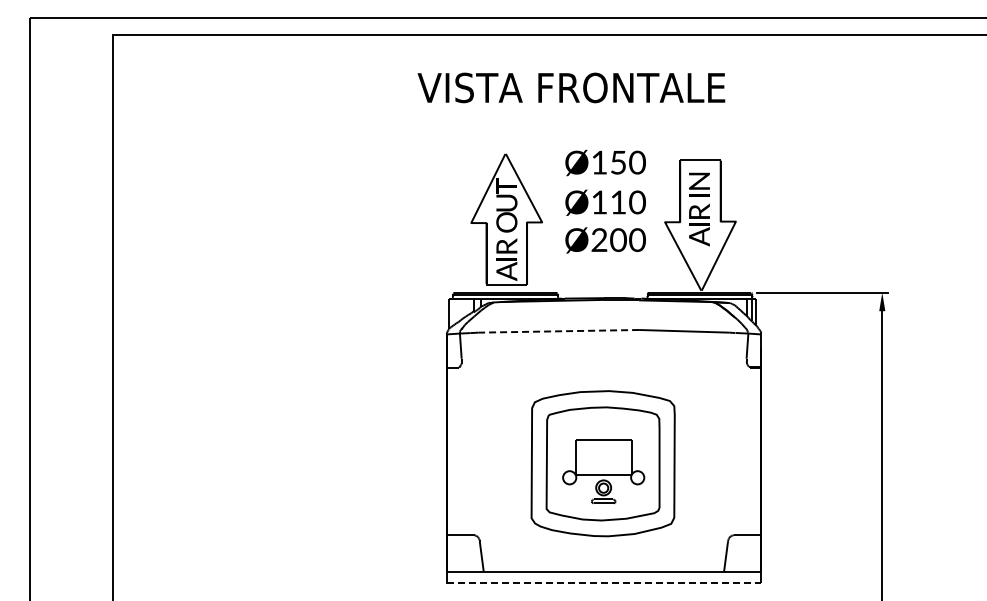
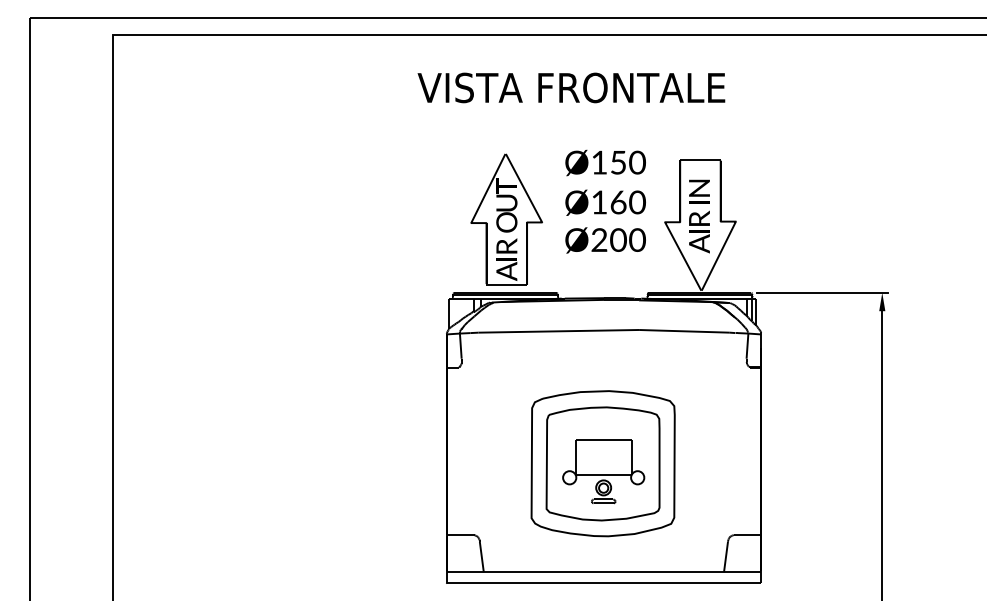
text: Ø110 -> Ø160 (618, 202)
text position: (699, 209) -> (699, 216) (699, 216)
line: dashed -> solid (558, 331)
line: dashed -> solid (604, 582)
